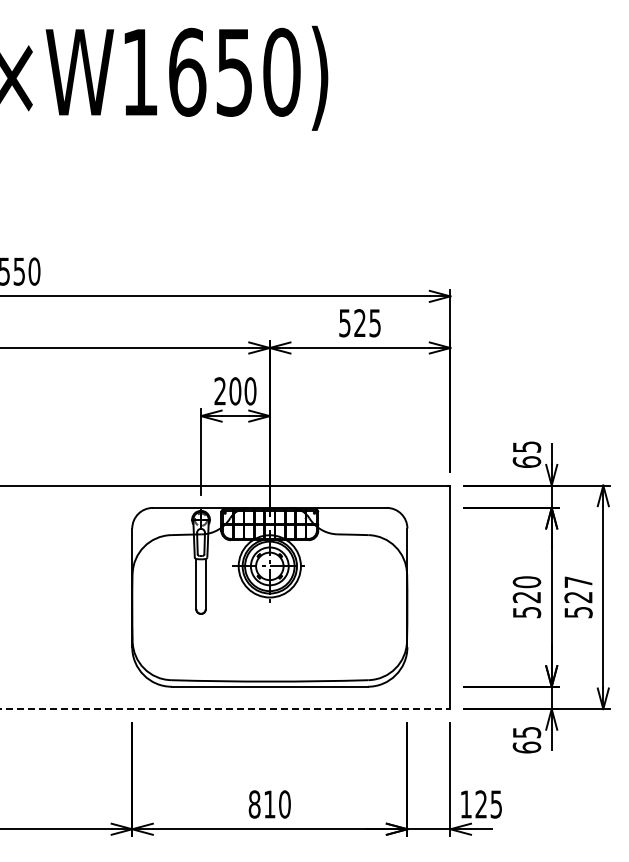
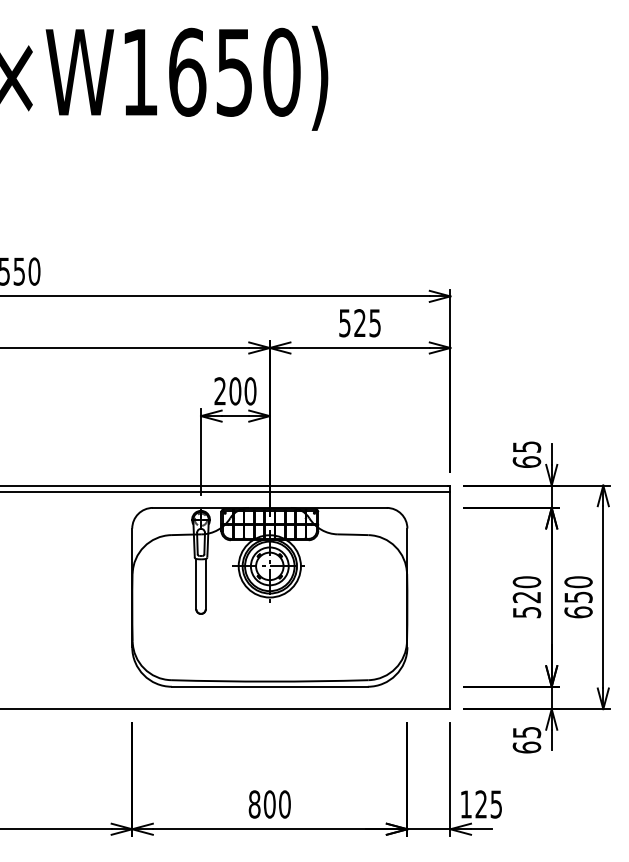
line: none -> present (226, 492)
text: 527 -> 650 (578, 597)
line: dashed -> solid (225, 709)
text: 810 -> 800 (269, 804)
